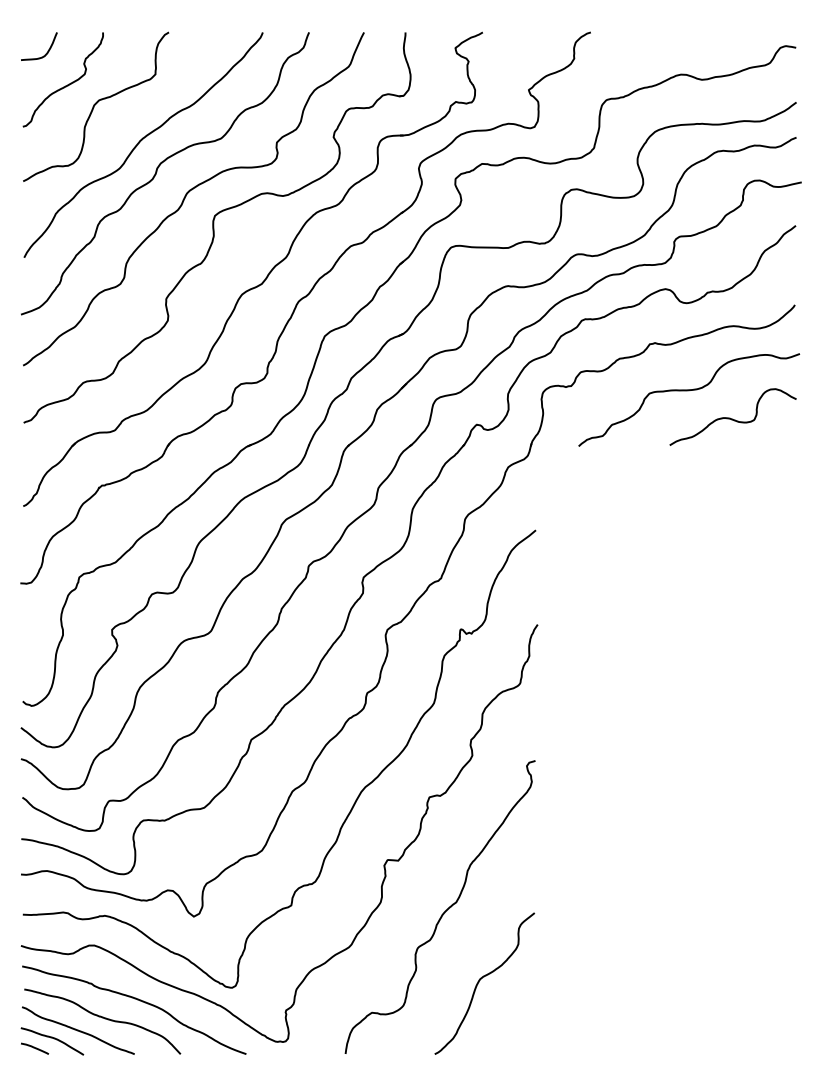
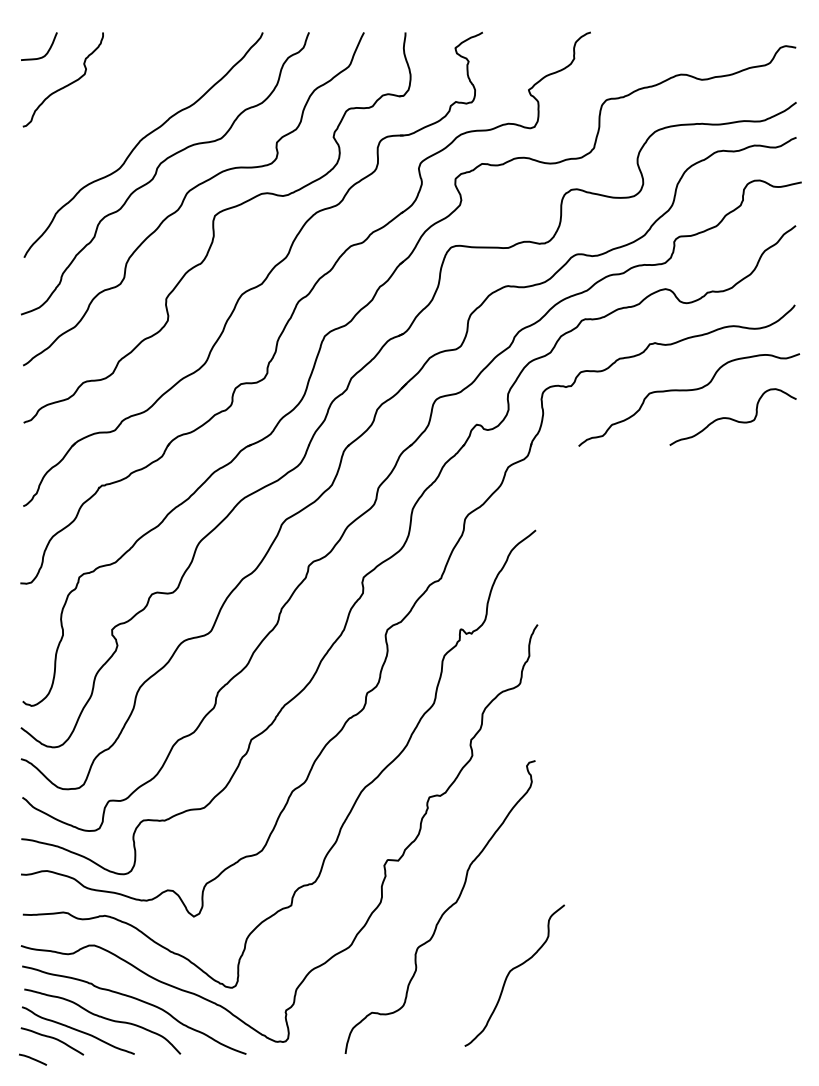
curve: present -> none (95, 105)
curve position: (481, 979) -> (511, 971) (511, 971)
line position: (35, 1048) -> (33, 1059) (33, 1059)
